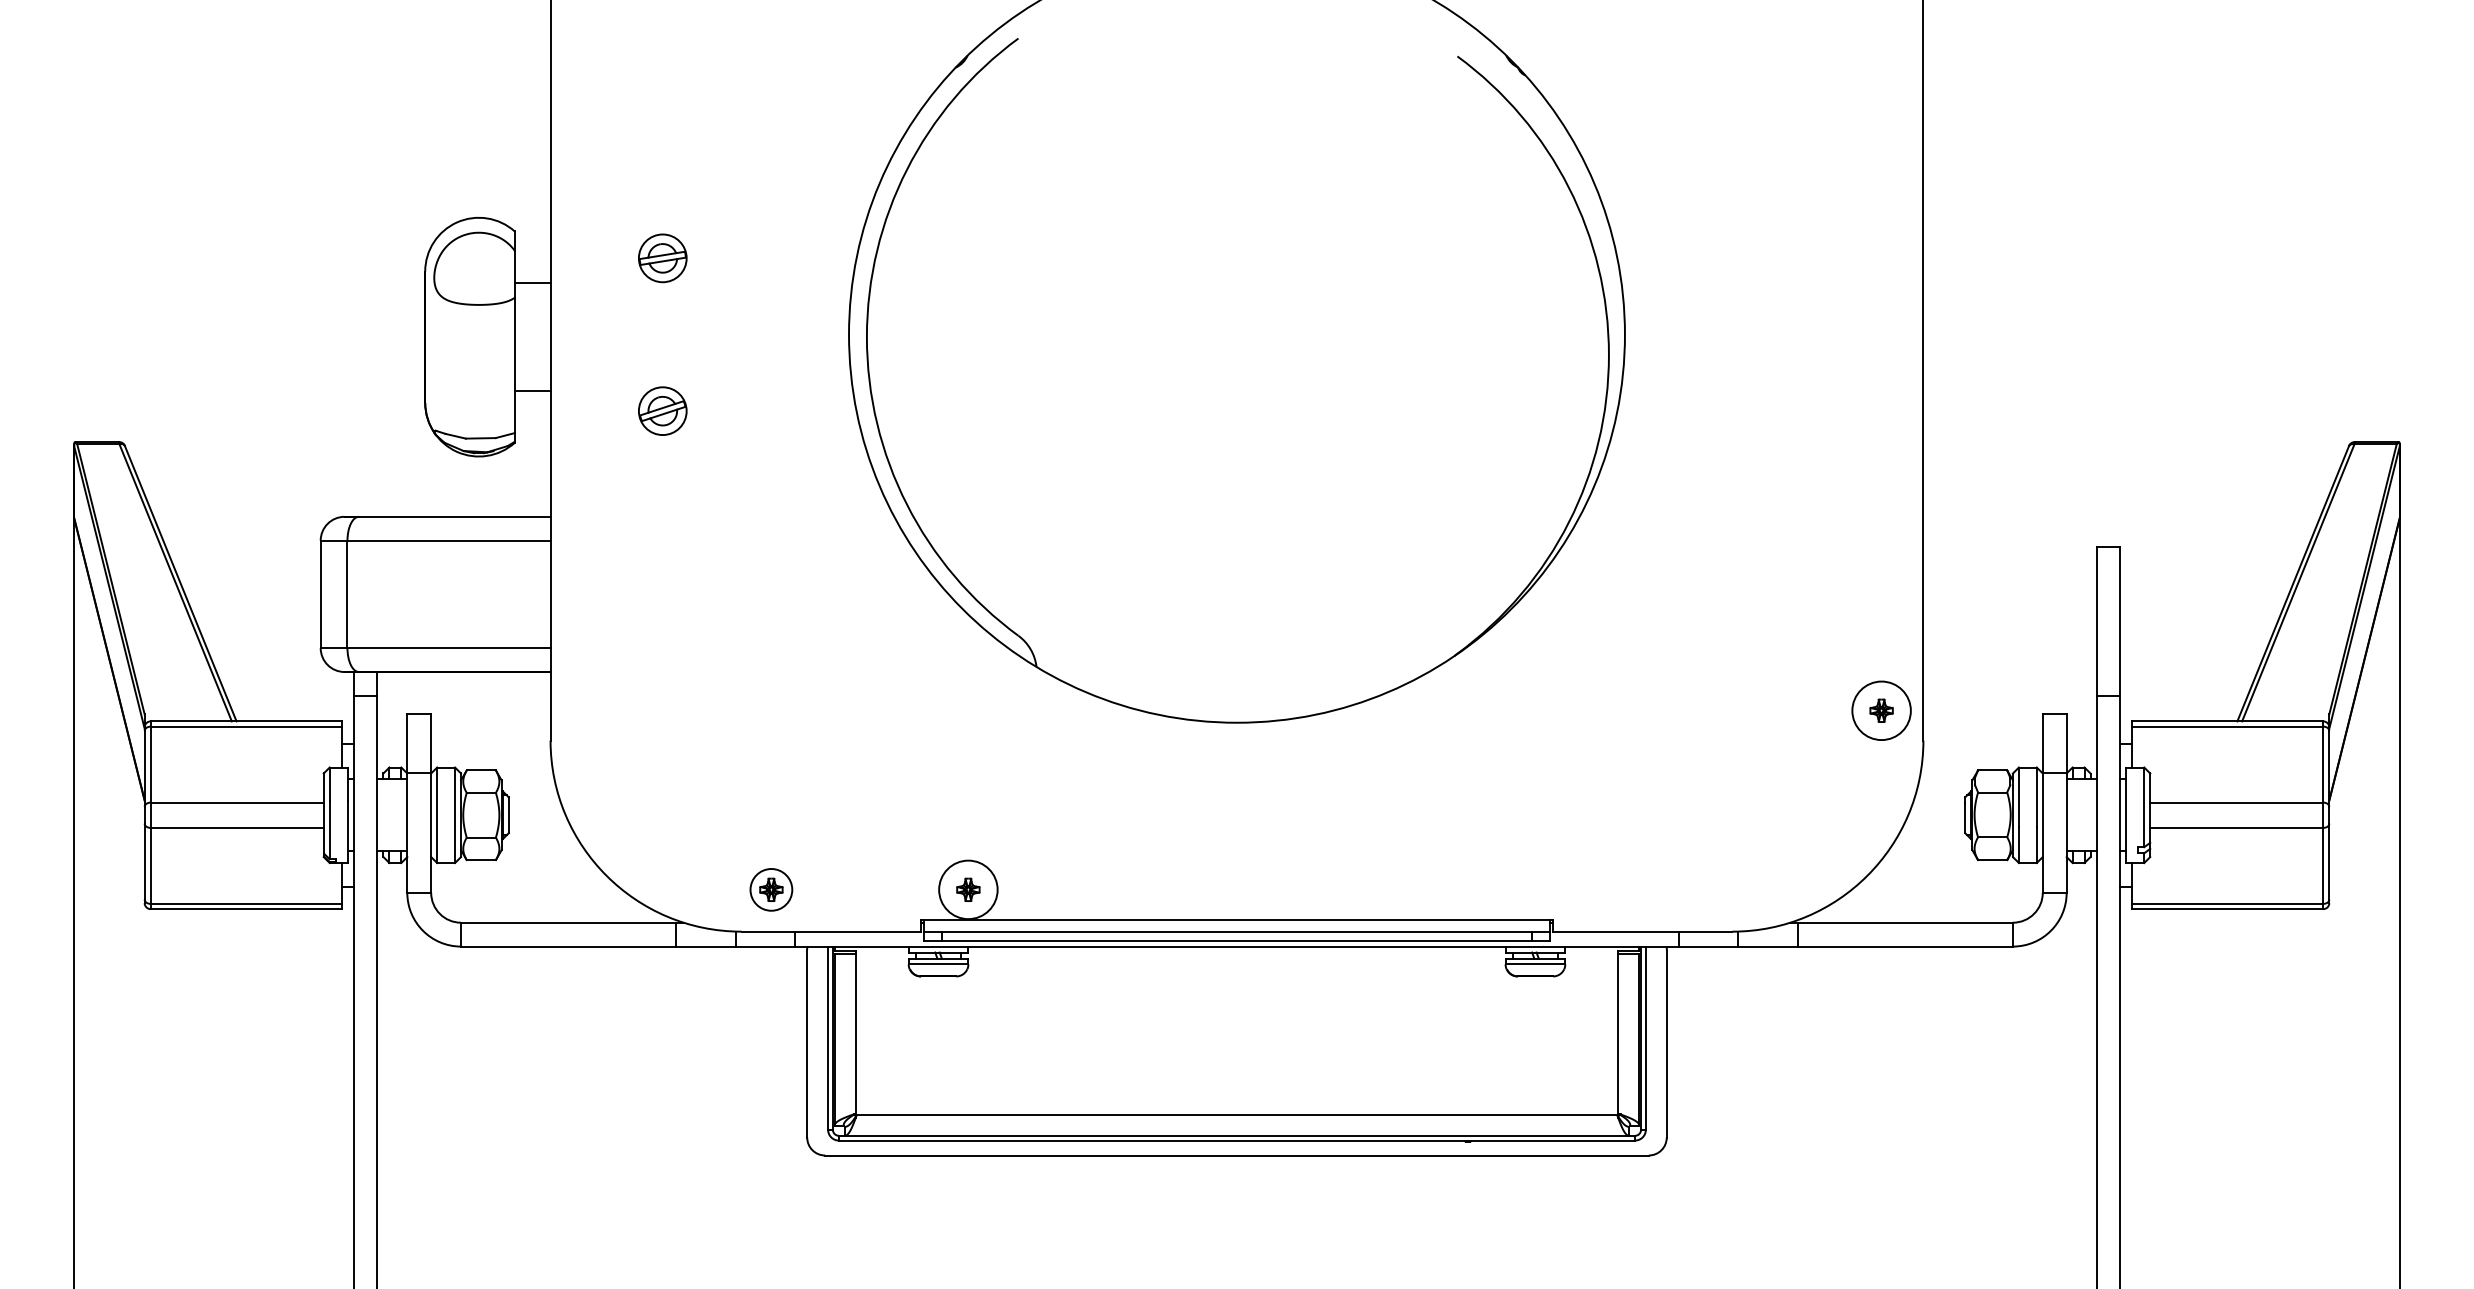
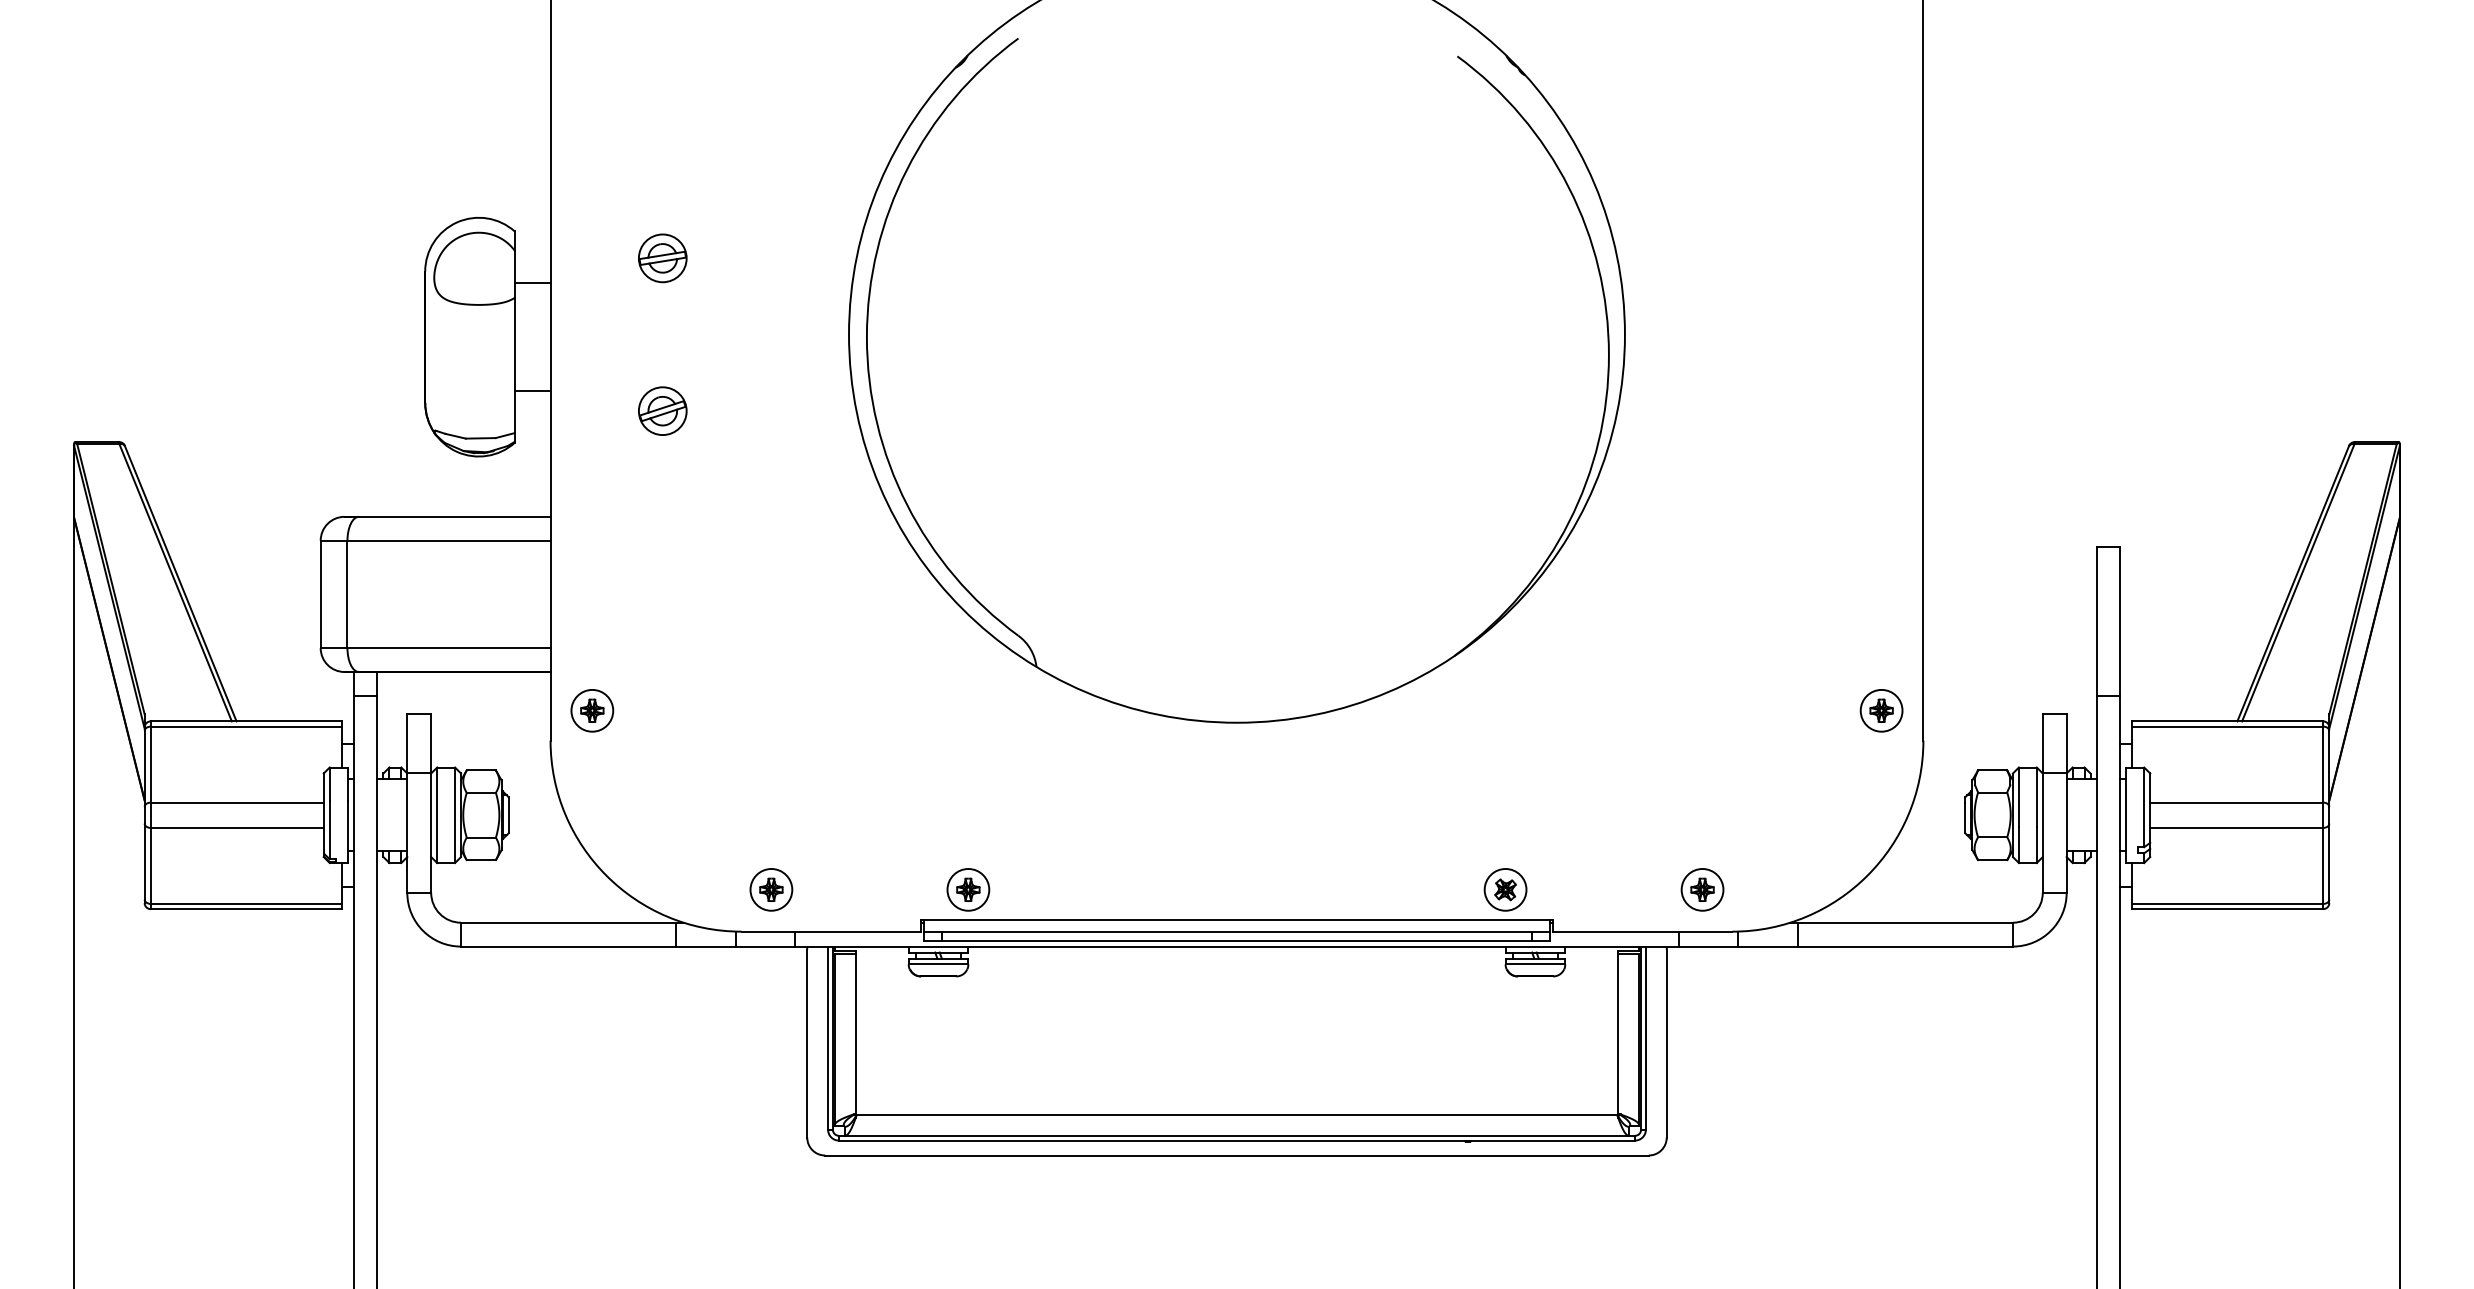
part: none -> present (592, 710)
circle diameter: 58 px -> 42 px (1881, 710)
circle diameter: 58 px -> 42 px (968, 889)
part: none -> present (1505, 889)
part: none -> present (1702, 889)
